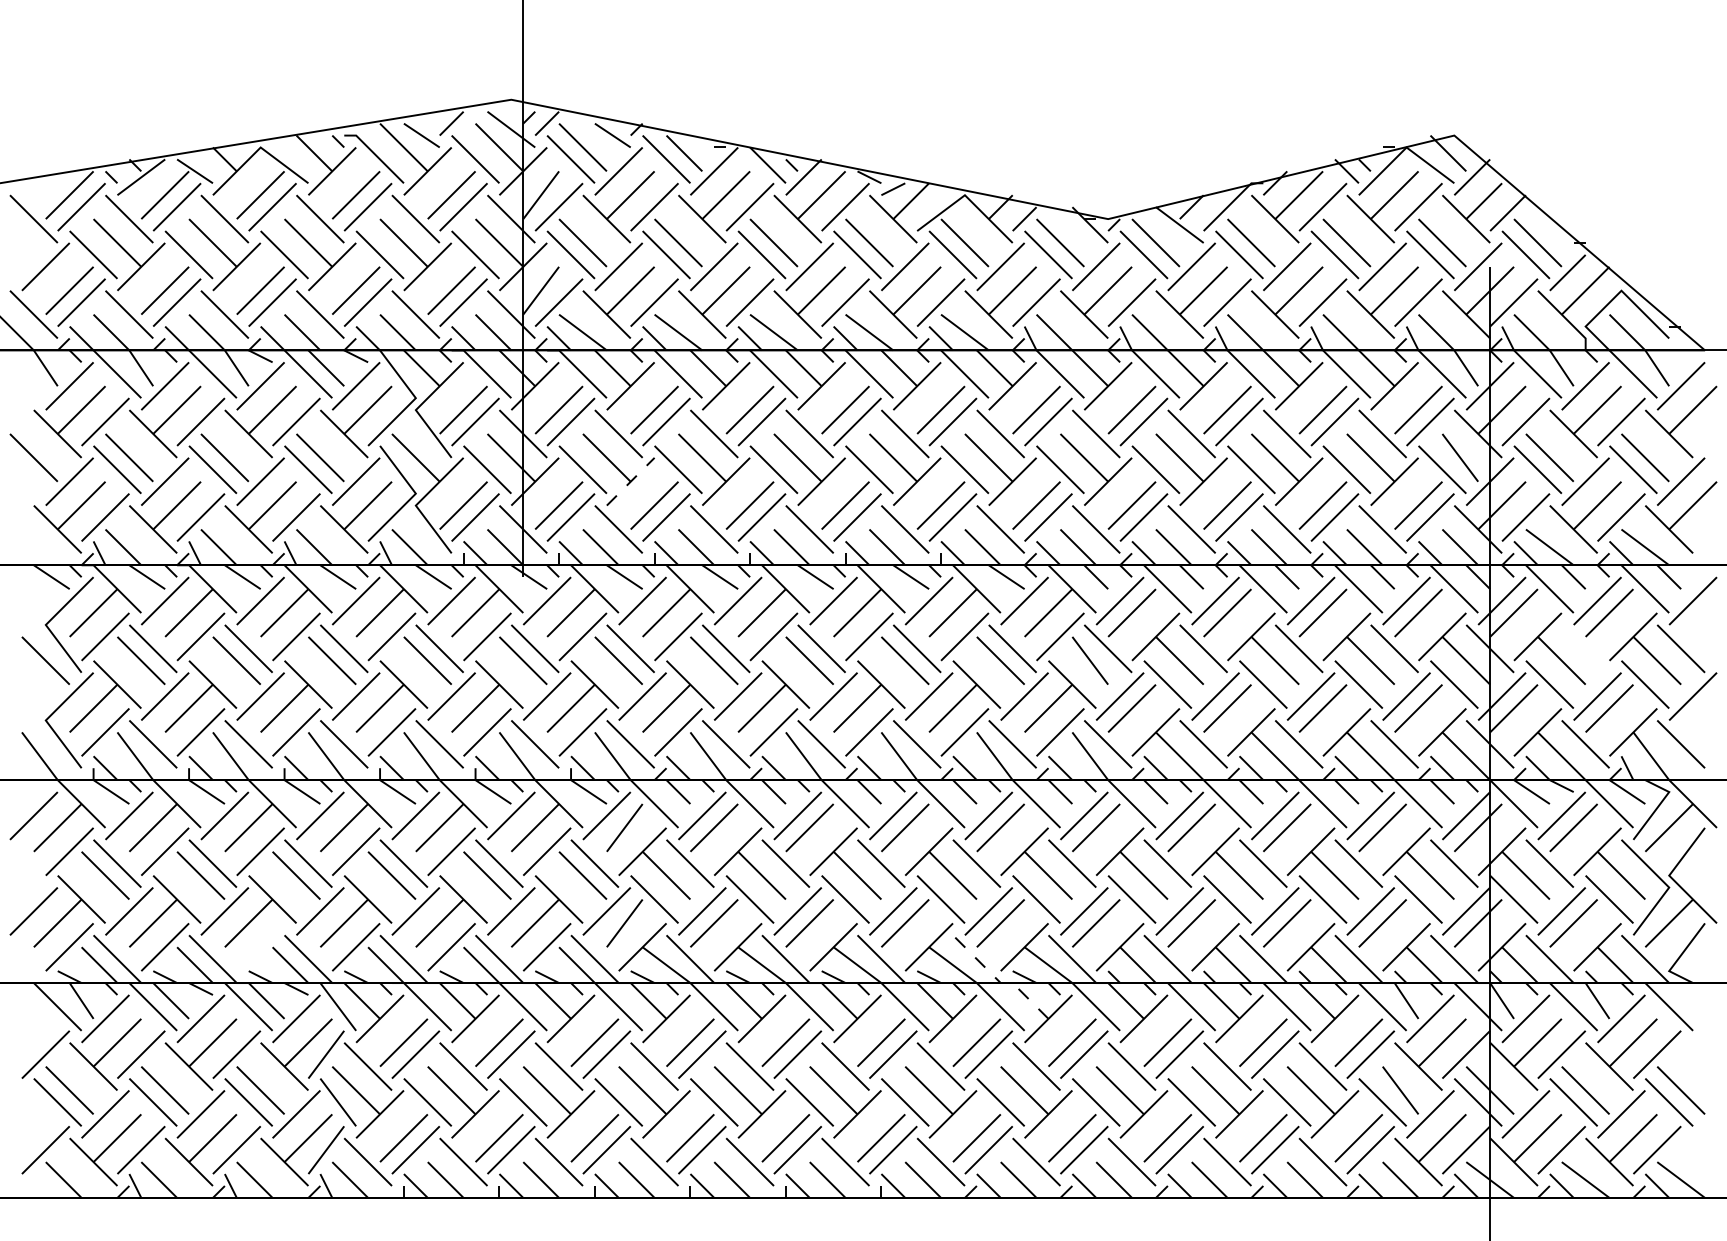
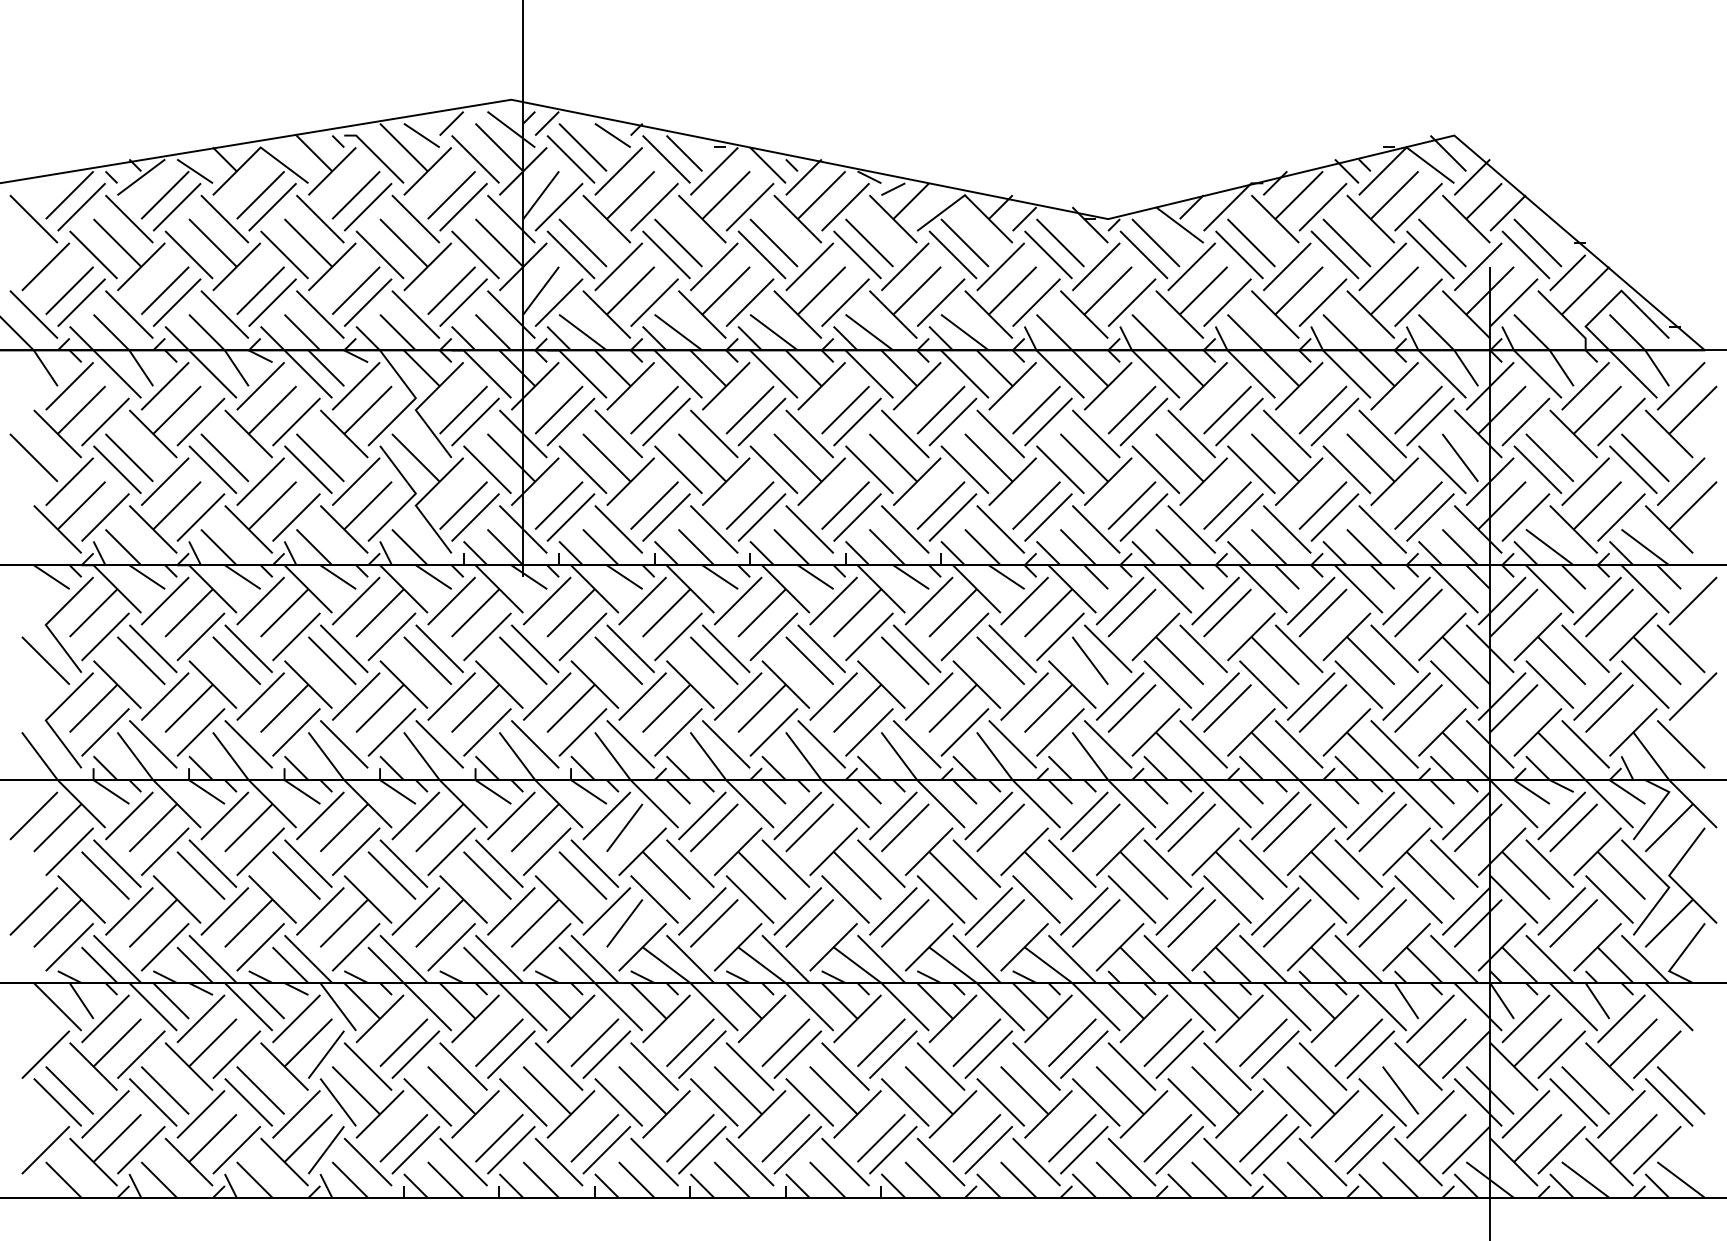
line: dashed -> solid (630, 481)
line: none -> present (1585, 648)
line: none -> present (260, 947)
line: dashed -> solid (999, 981)
